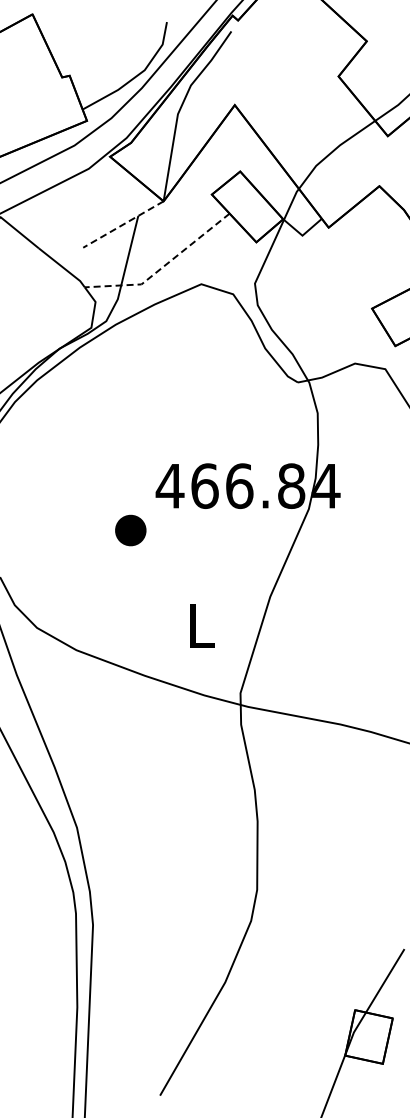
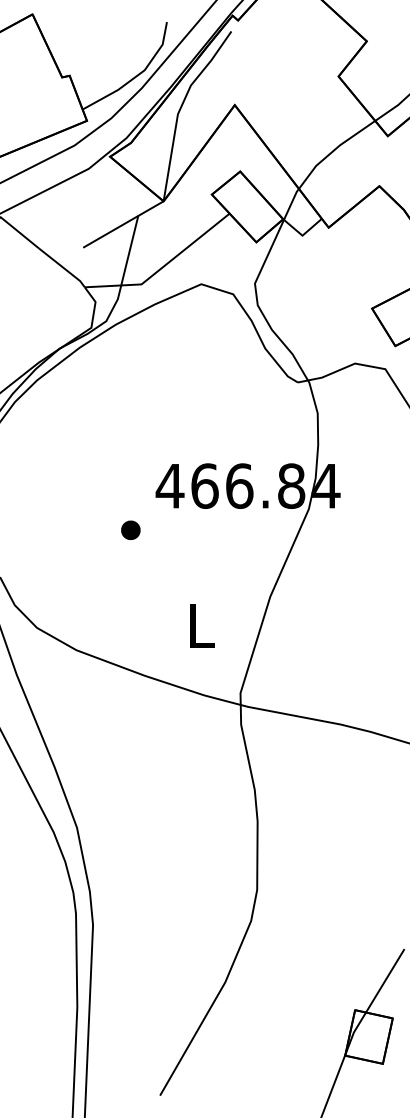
line: dashed -> solid (122, 225)
line: dashed -> solid (163, 267)
part size: 32x33 px -> 20x20 px (130, 529)
